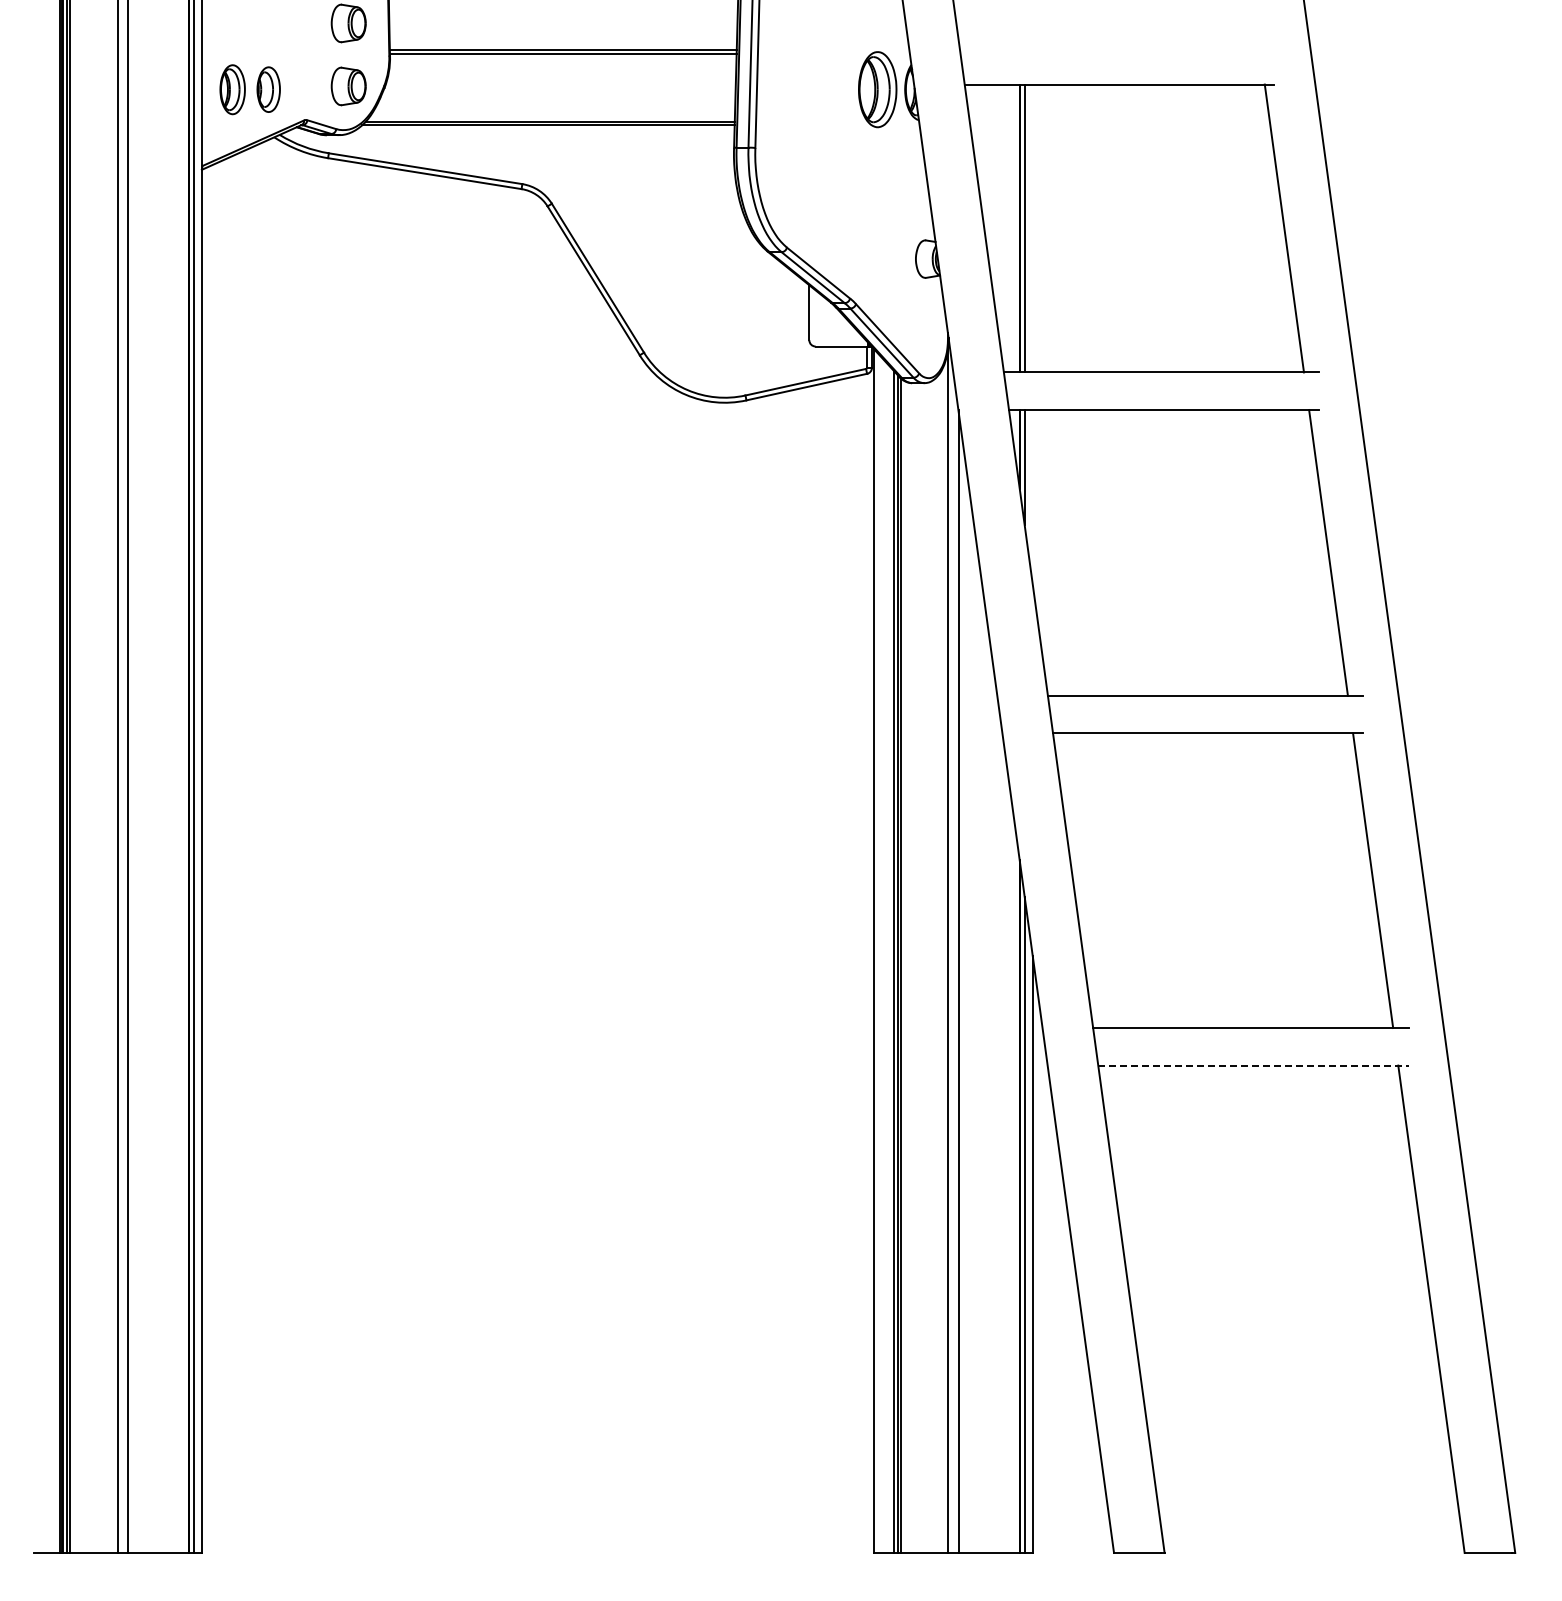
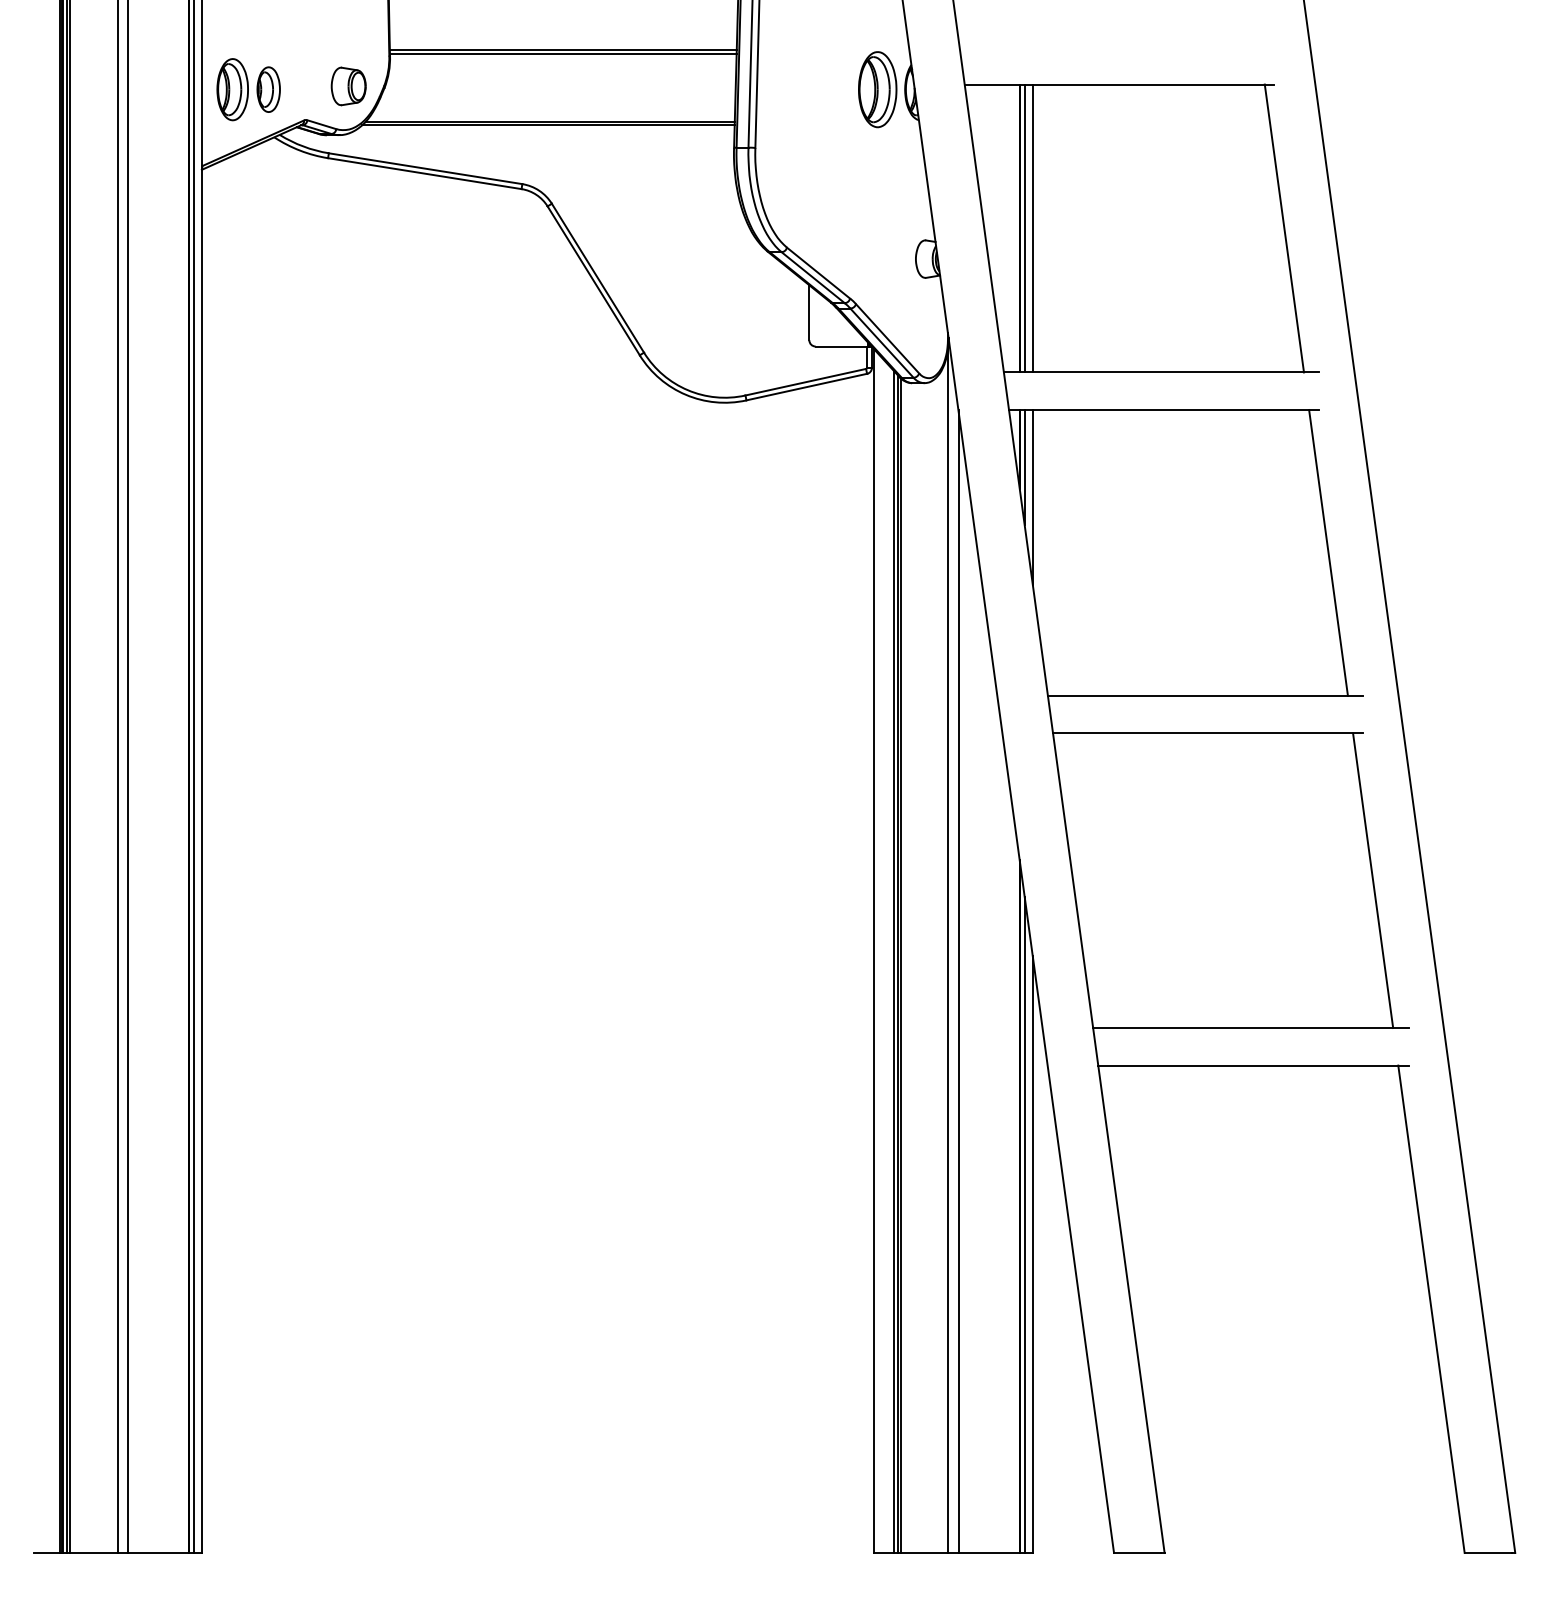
part: present -> none (348, 23)
part size: 27x52 px -> 33x64 px (232, 89)
line: none -> present (1032, 228)
line: none -> present (1032, 497)
line: dashed -> solid (1254, 1065)
